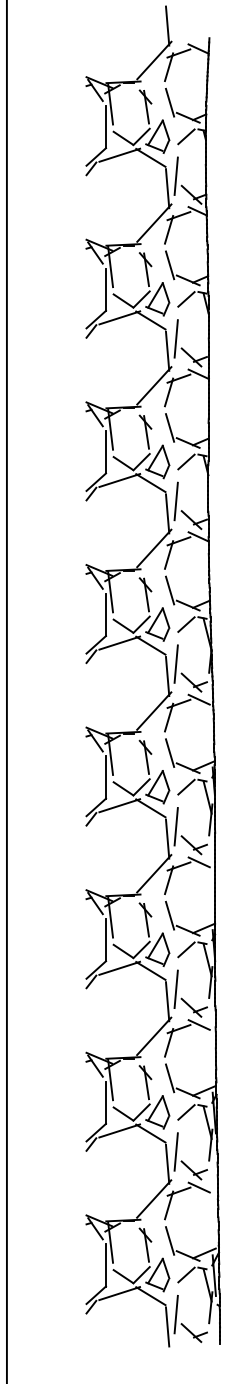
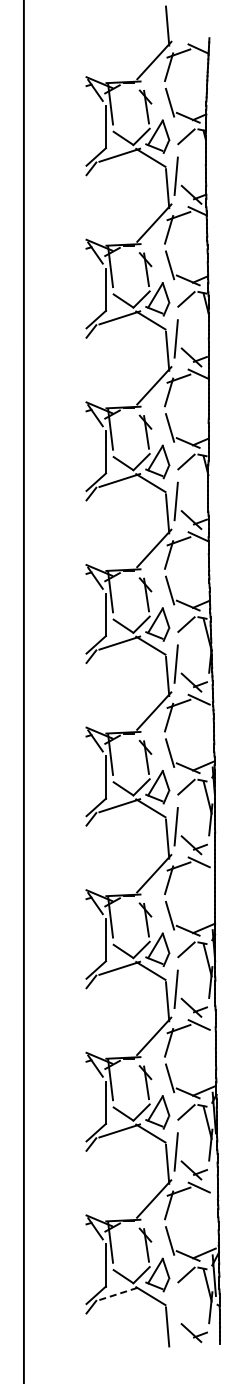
line position: (6, 691) -> (23, 691) (23, 691)
line: solid -> dashed (120, 1293)
line: present -> none (175, 1314)
